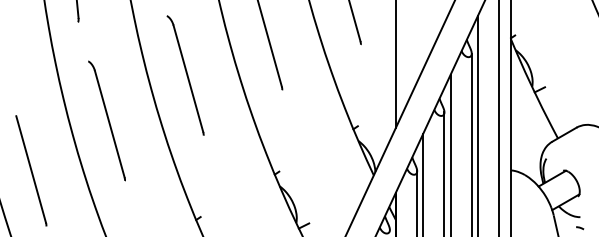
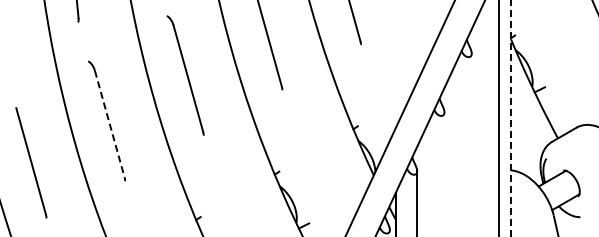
line: present -> none (395, 65)
line: solid -> dashed (511, 118)
line: solid -> dashed (109, 124)
line: present -> none (477, 124)
line: present -> none (471, 143)
line: present -> none (450, 153)
line position: (31, 170) -> (31, 162) (31, 162)
line: present -> none (444, 172)
line: present -> none (423, 183)
curve: present -> none (580, 228)
